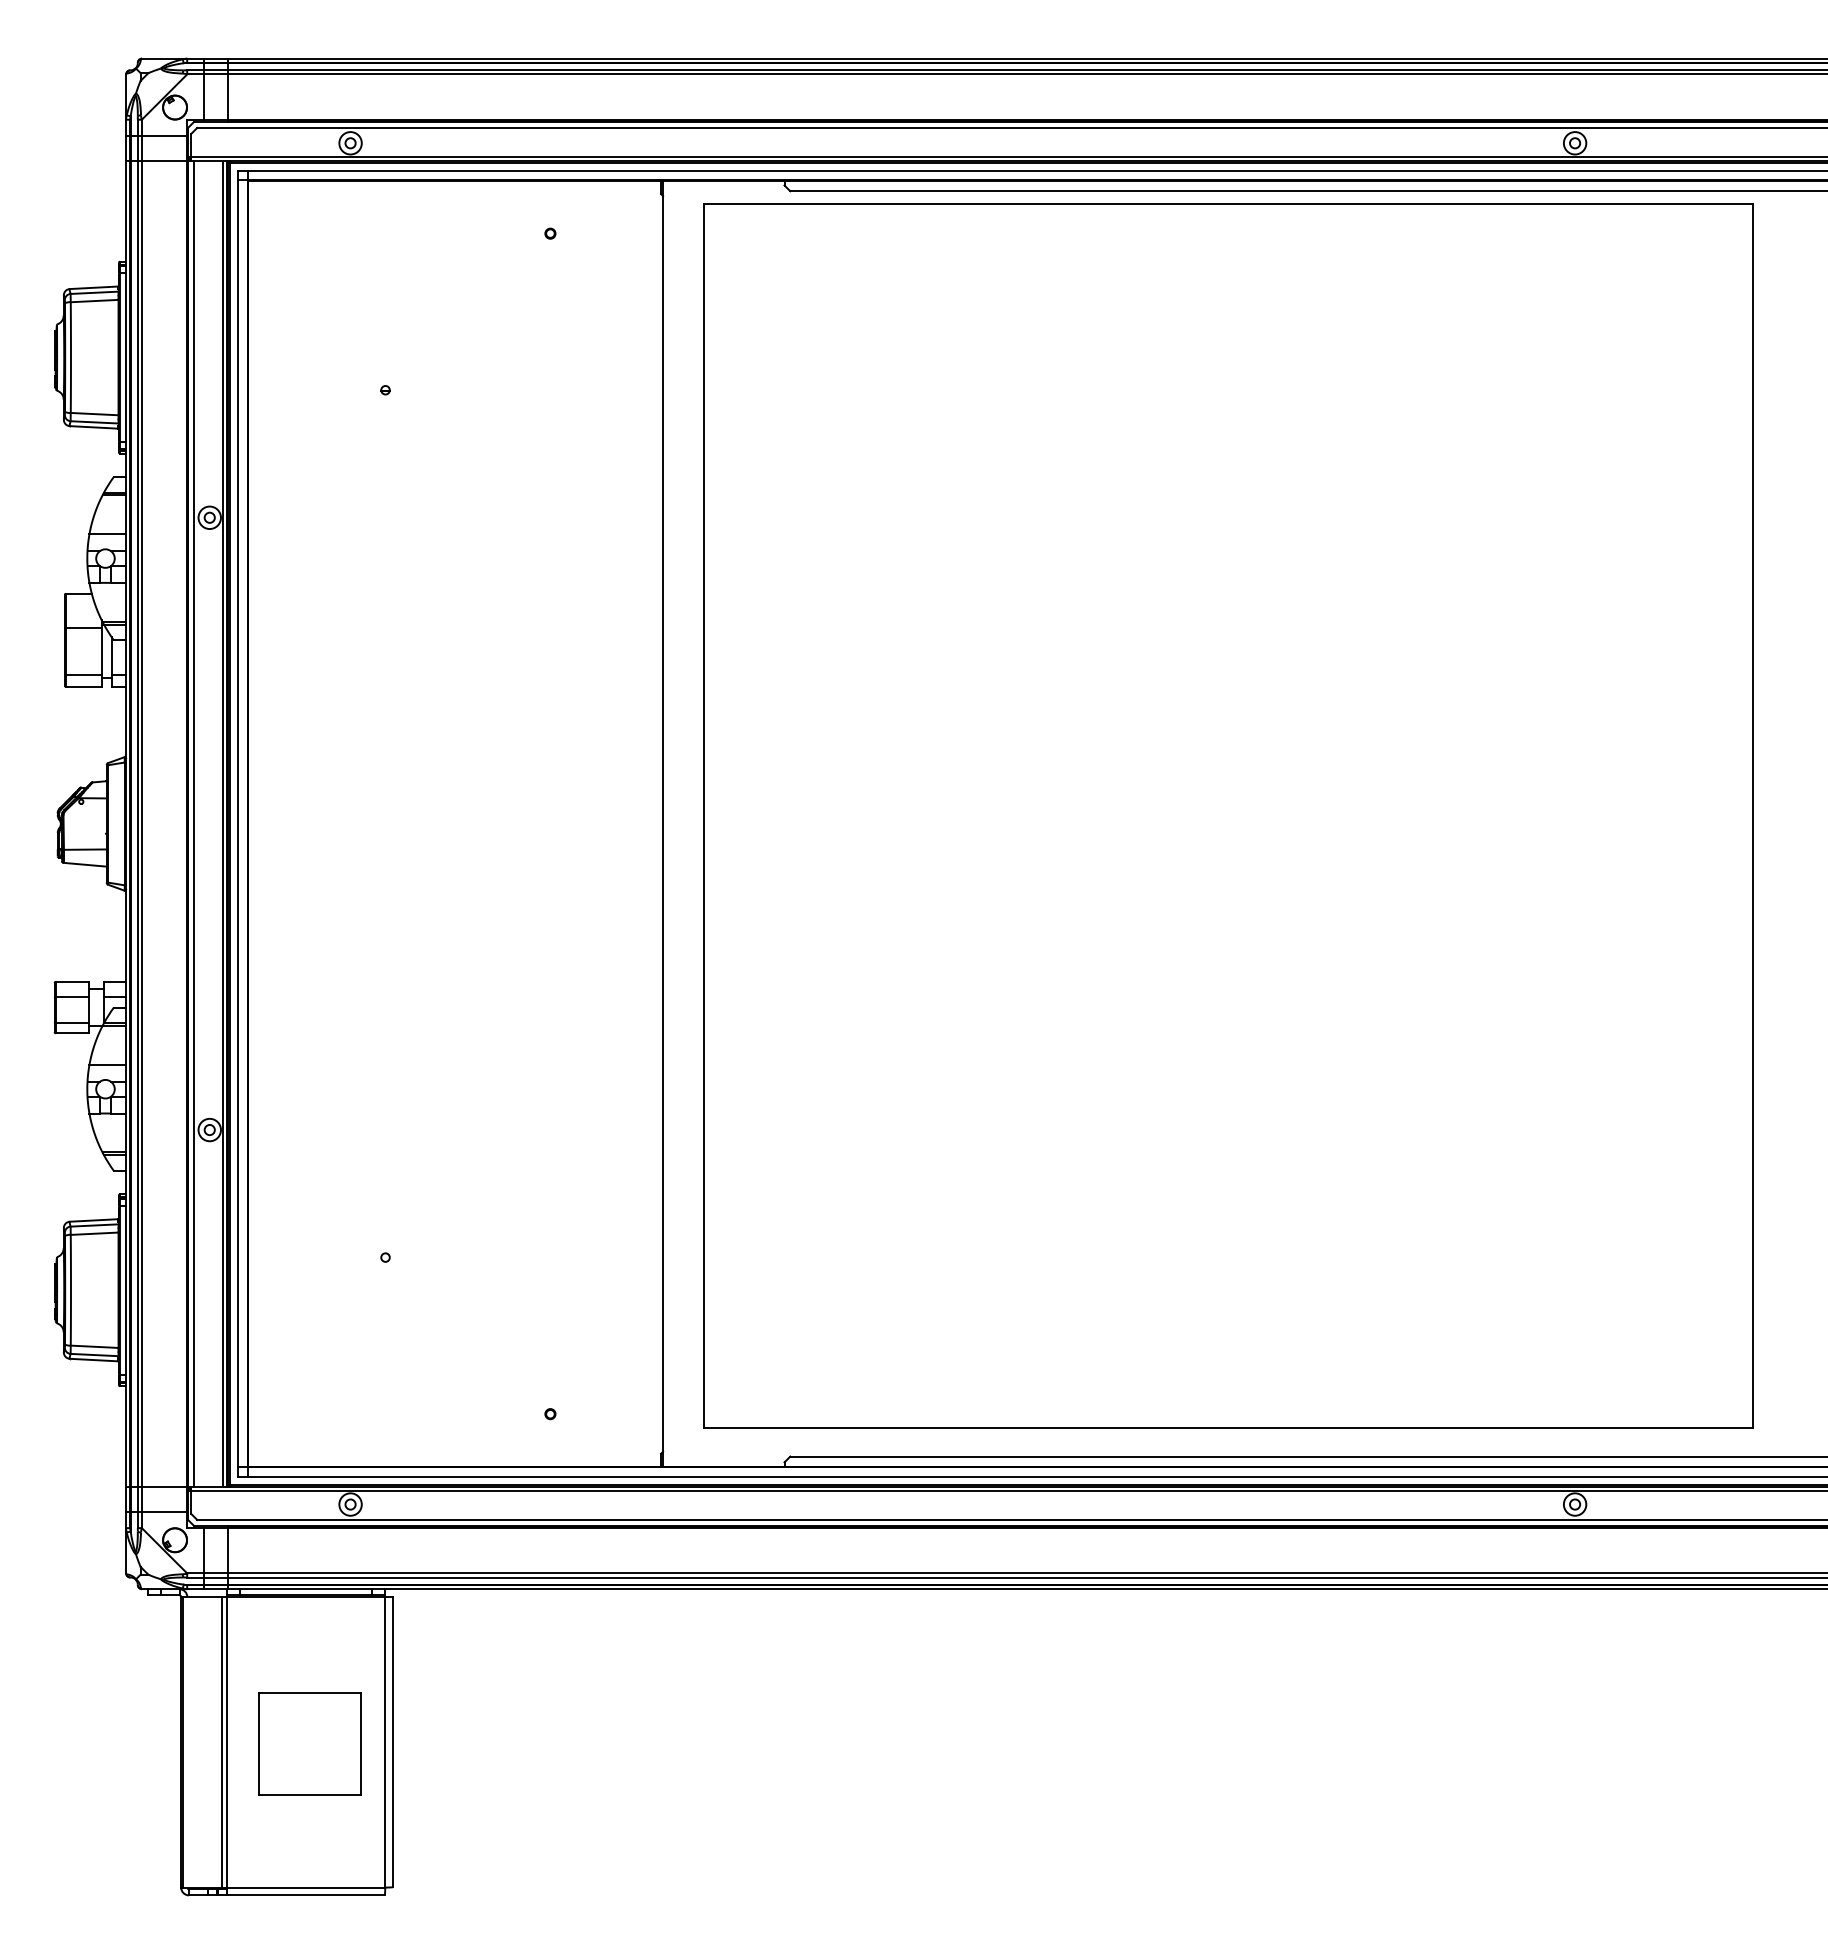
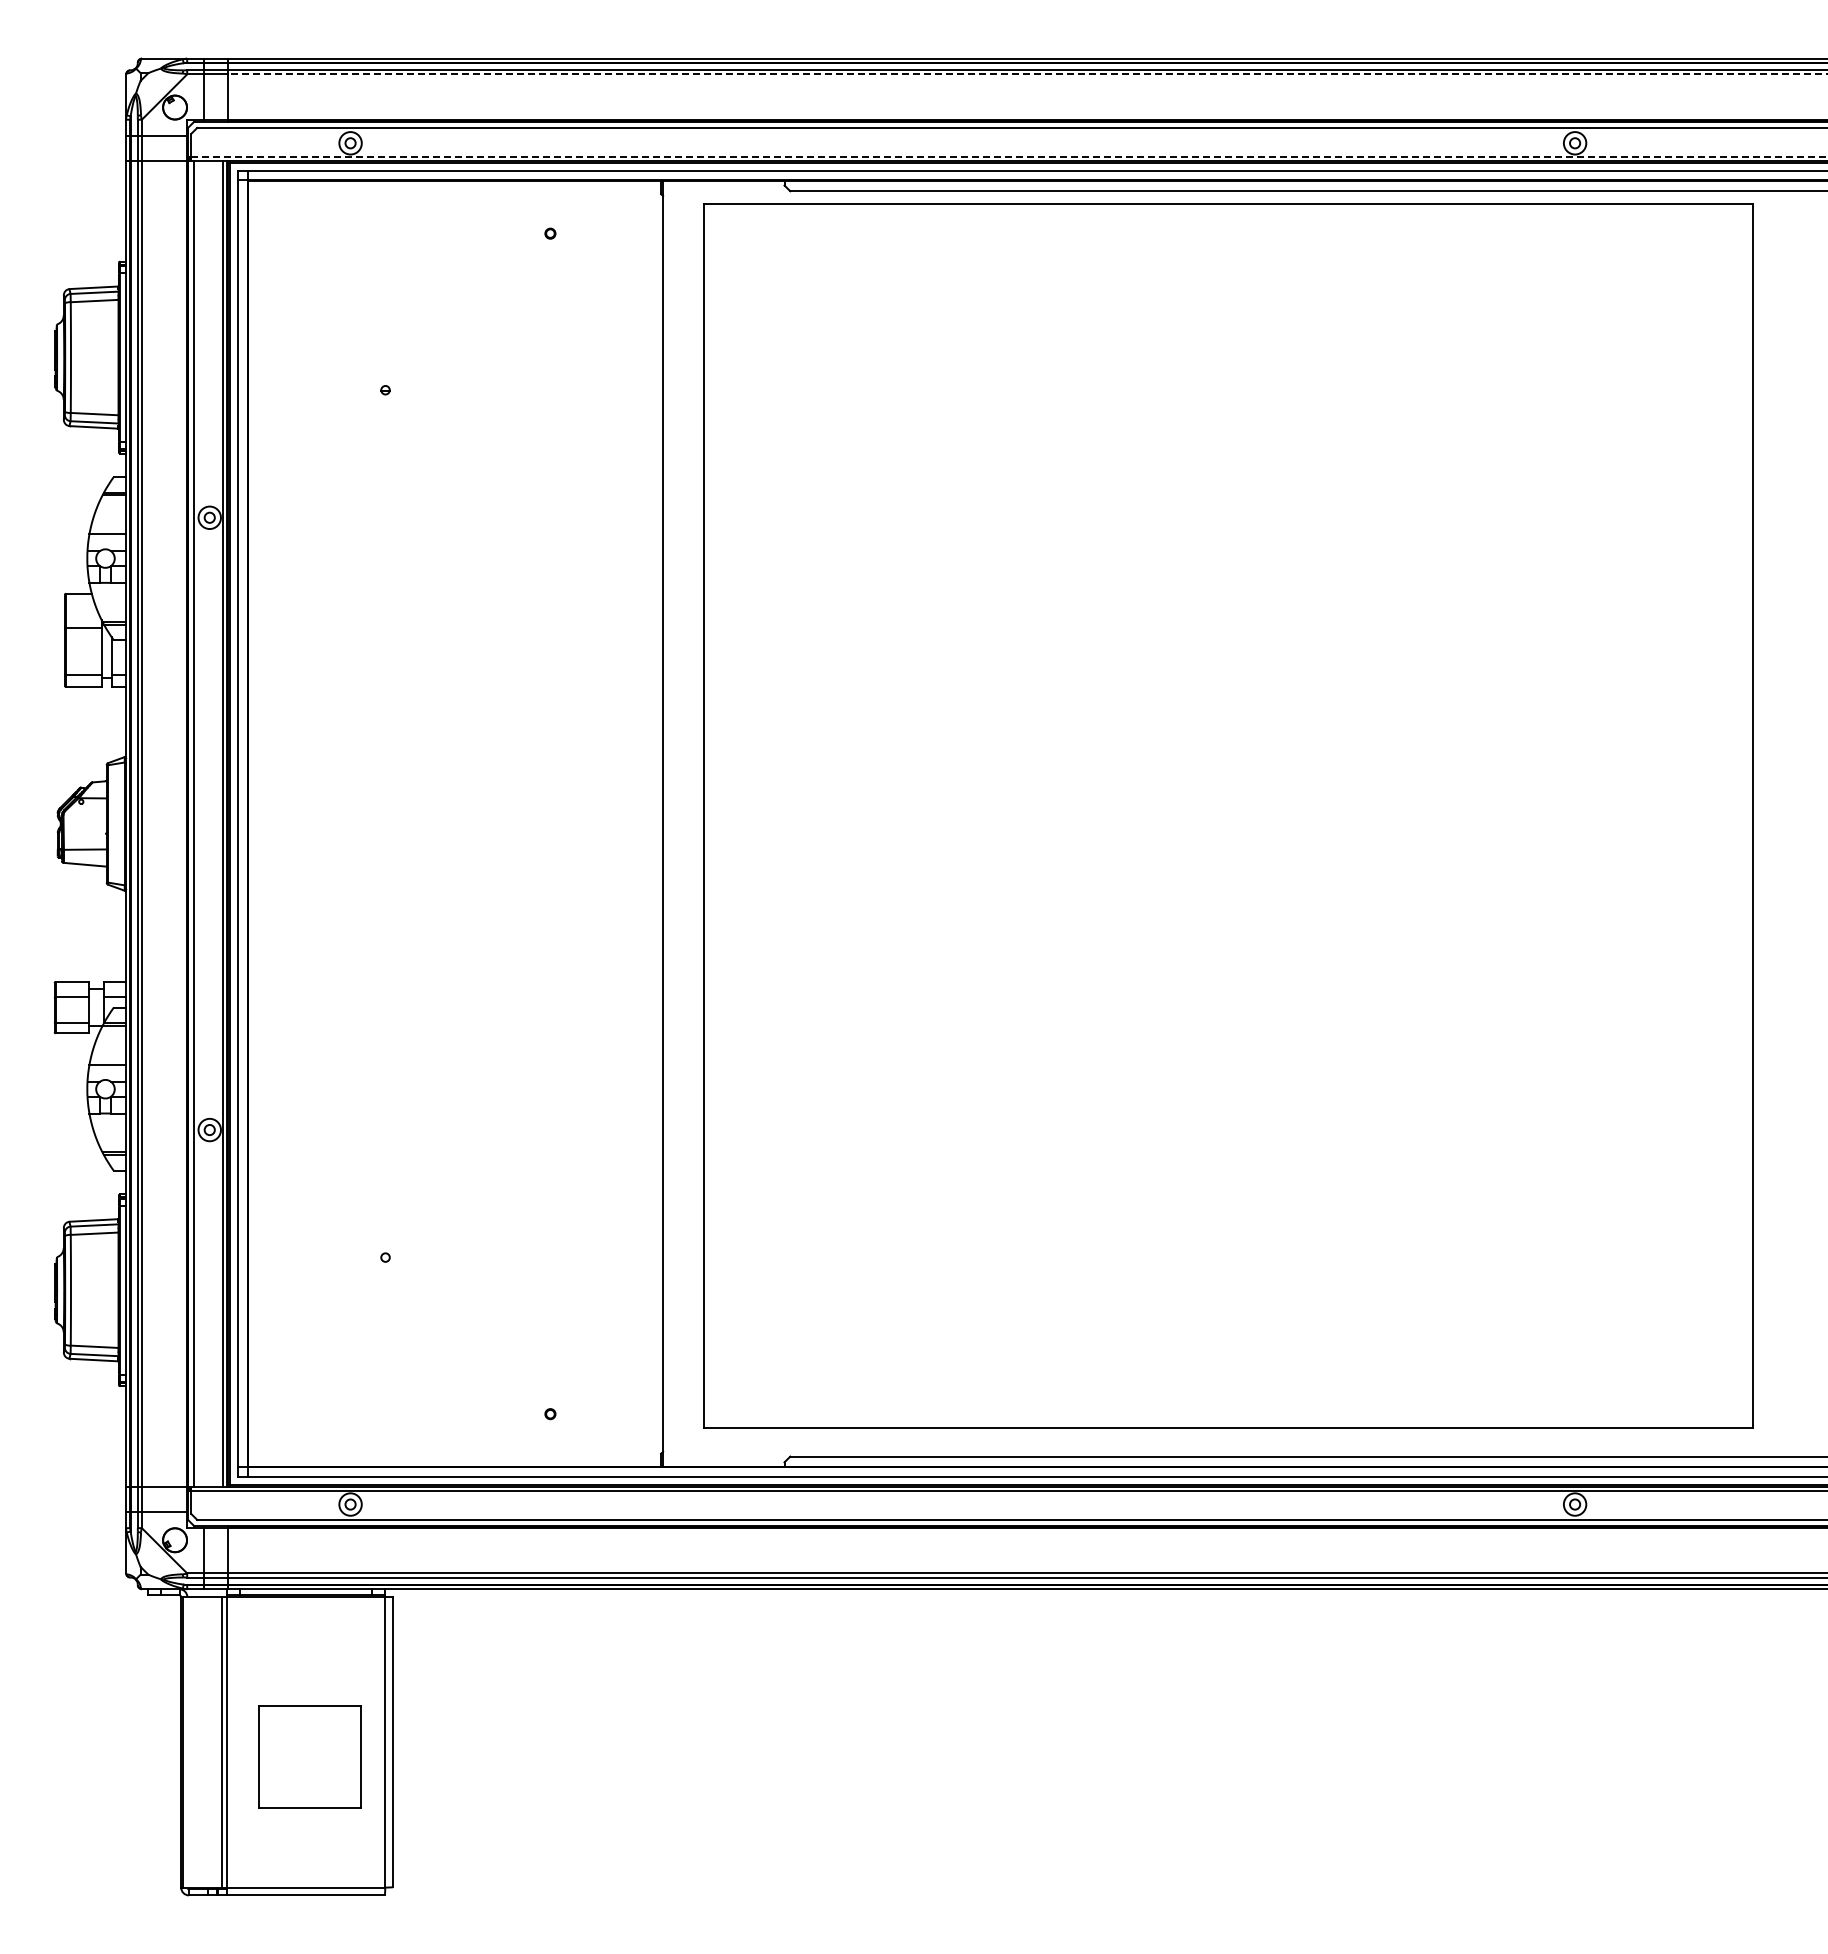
line: solid -> dashed (1027, 74)
line: solid -> dashed (1009, 156)
part position: (309, 1743) -> (309, 1756) (309, 1756)
